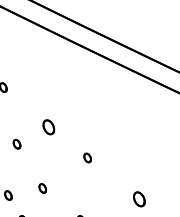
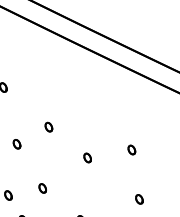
part size: 14x17 px -> 10x12 px (48, 126)
part: none -> present (131, 149)
part size: 13x17 px -> 9x11 px (139, 199)
